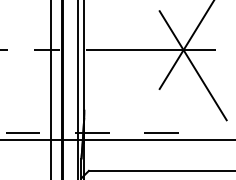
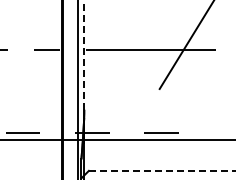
line: solid -> dashed (84, 55)
line: present -> none (195, 69)
line: present -> none (51, 89)
line: solid -> dashed (162, 170)
